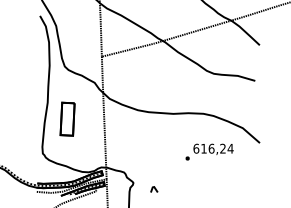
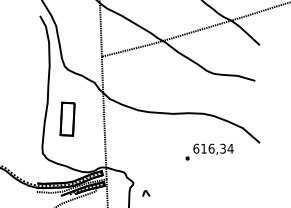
text: 616,24 -> 616,34 (222, 148)
line position: (154, 189) -> (146, 193) (146, 193)
